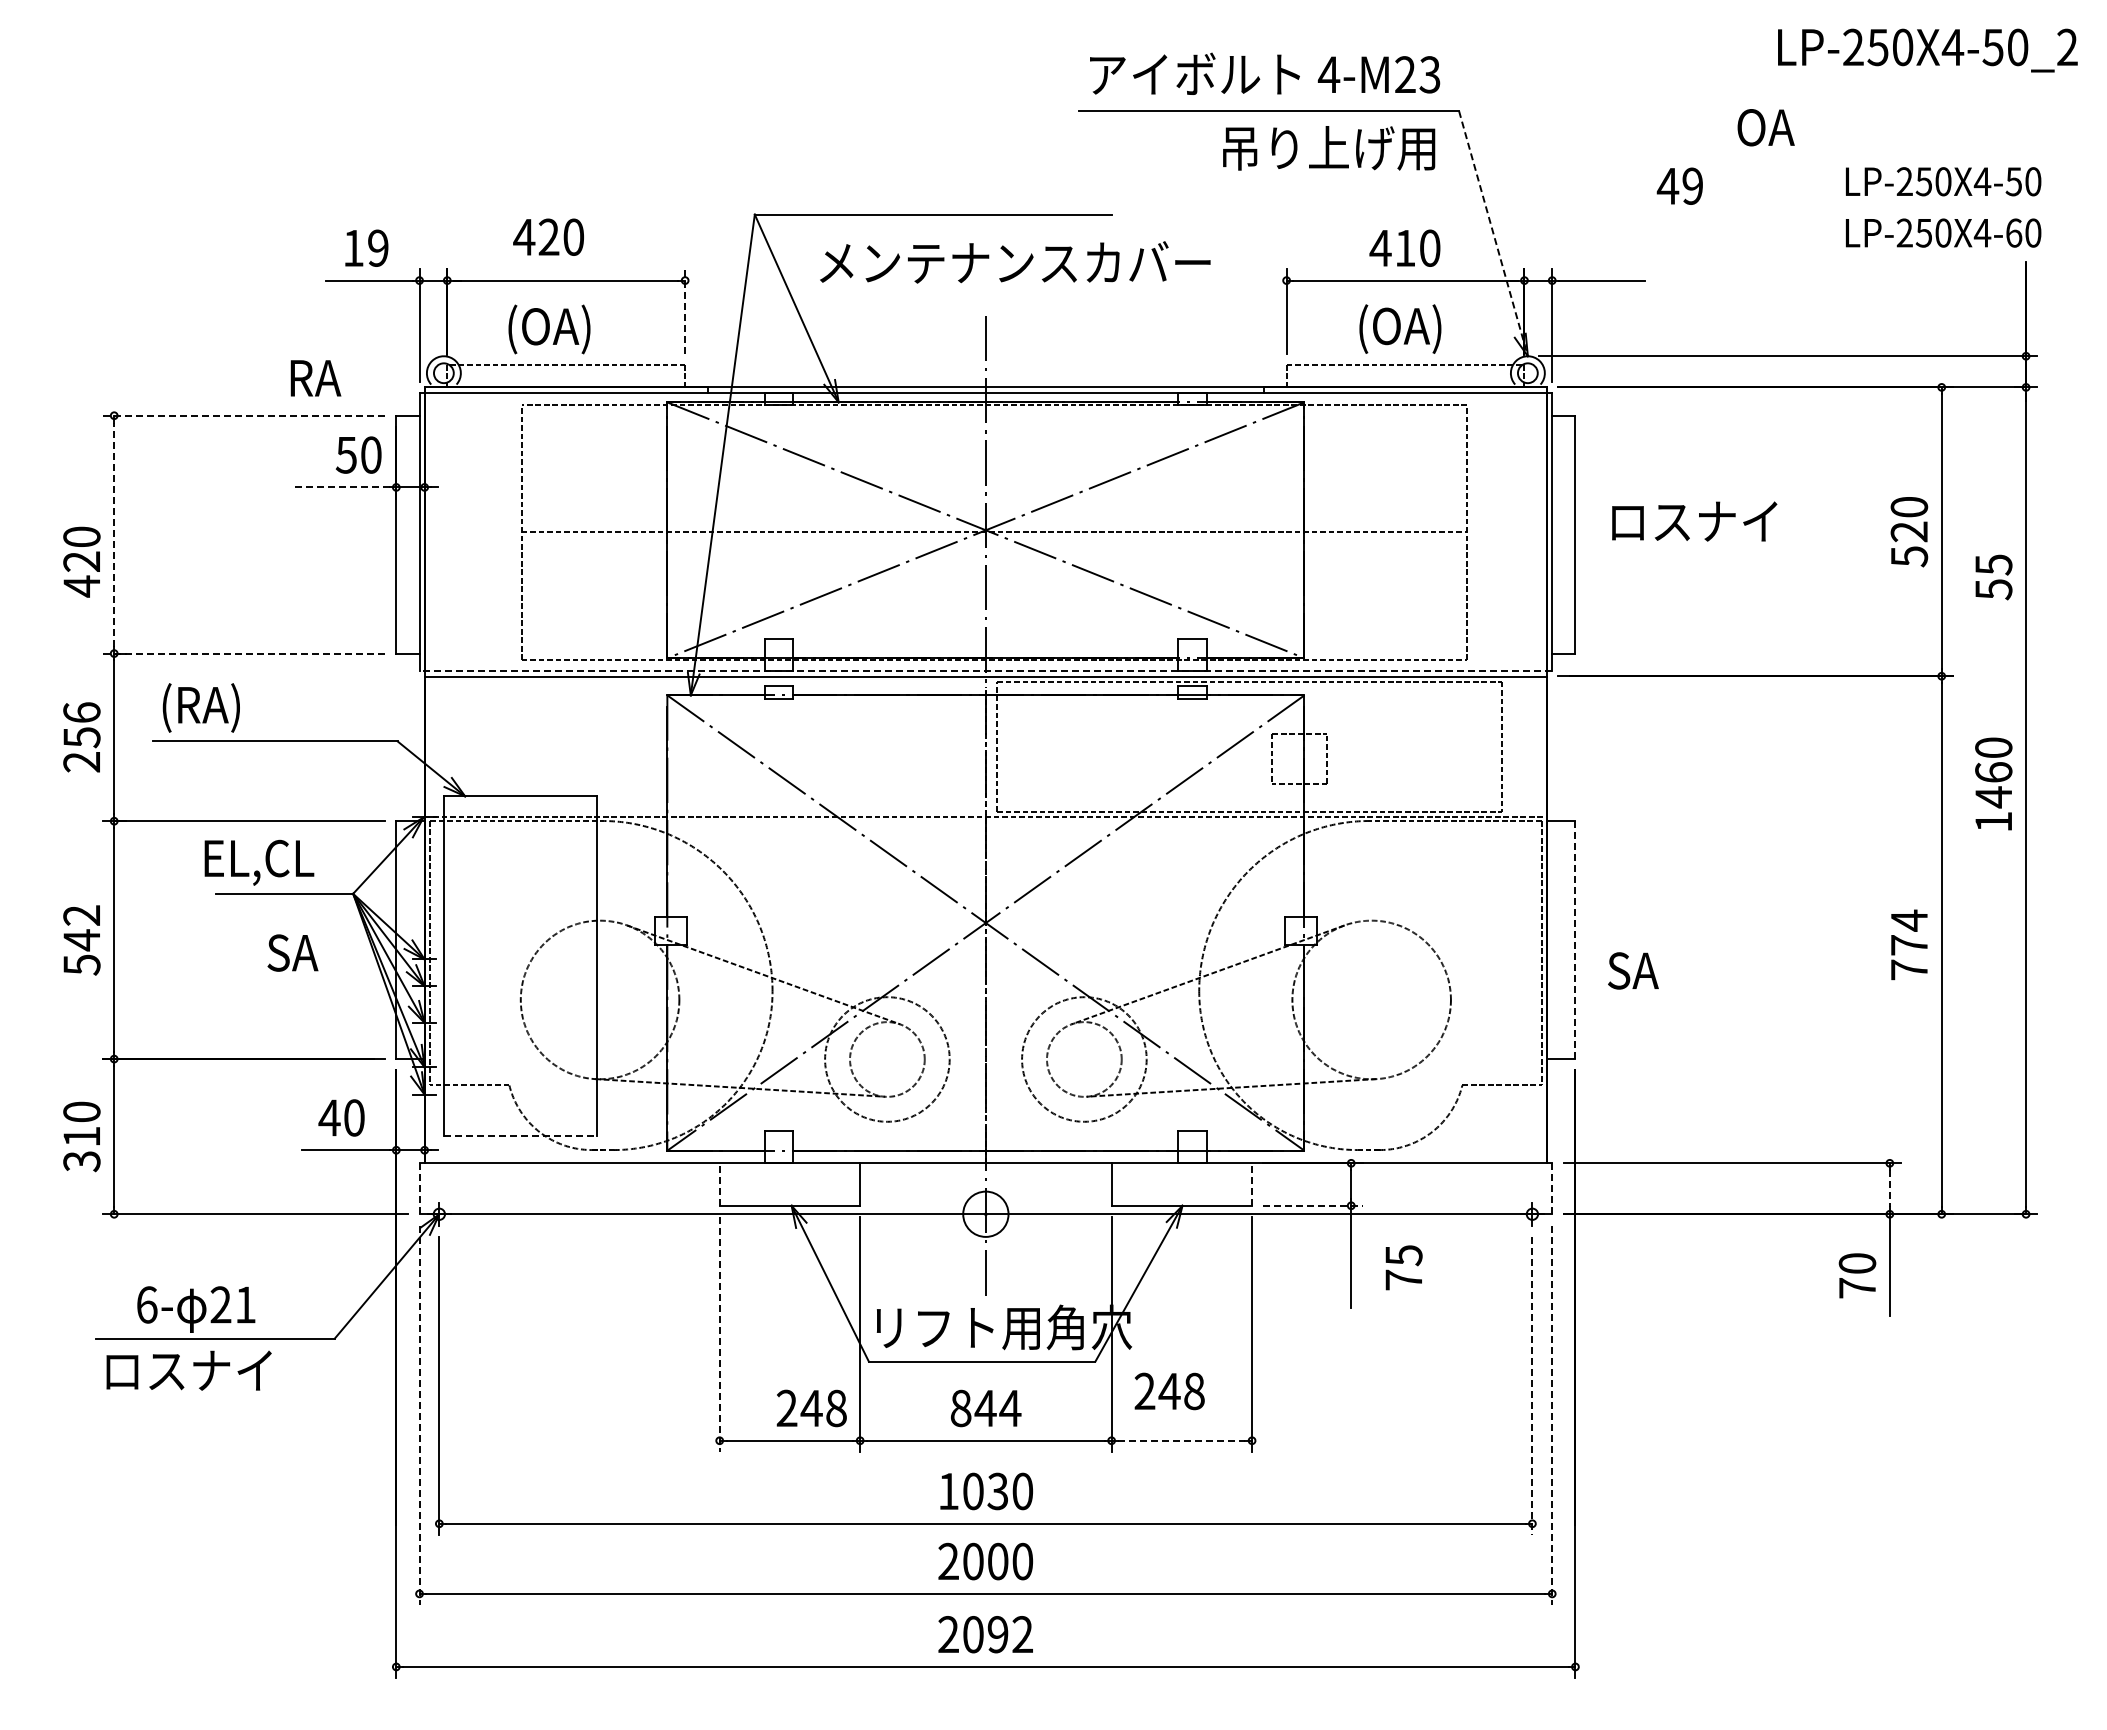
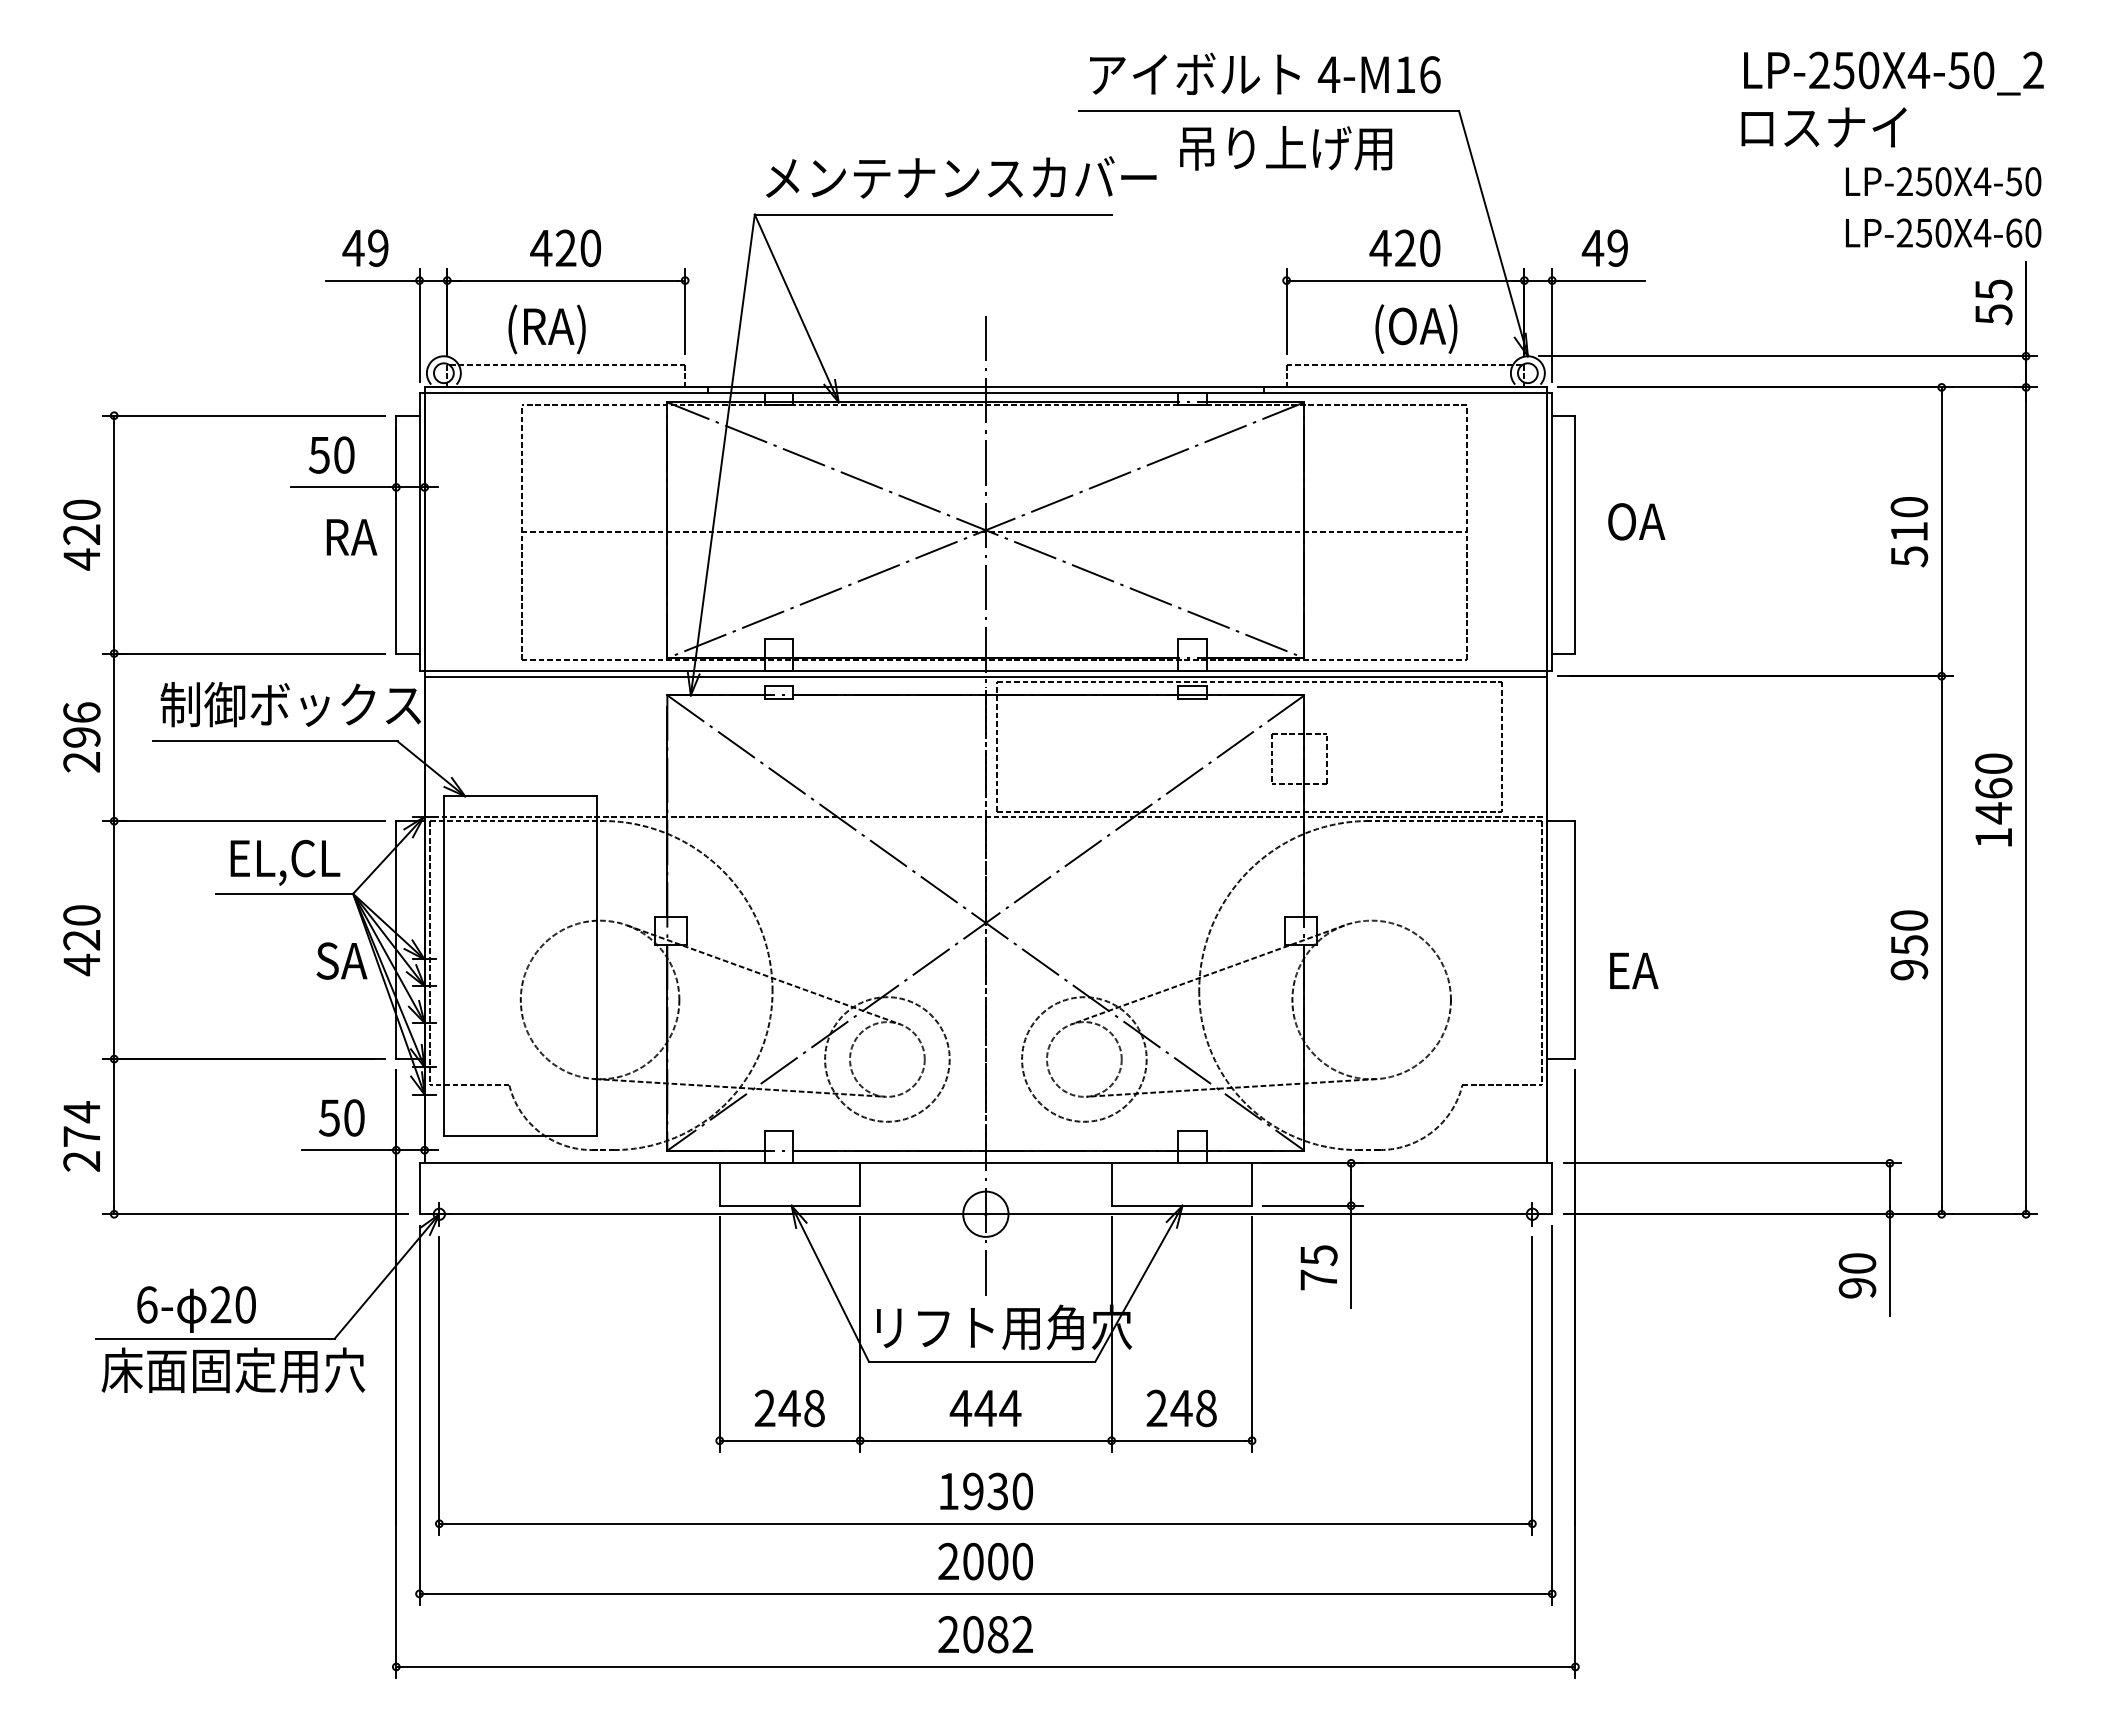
text position: (1927, 50) -> (1893, 73) (1893, 73)
text: 4-M23 -> 4-M16 (1417, 74)
text: OA -> ロスナイ (1821, 127)
text position: (1329, 148) -> (1286, 148) (1286, 148)
text position: (1679, 185) -> (1604, 247) (1604, 247)
line: dashed -> solid (1493, 234)
text position: (548, 236) -> (565, 247) (565, 247)
text: 410 -> 420 (1405, 247)
text: 19 -> 49 (353, 248)
text position: (1015, 262) -> (961, 177) (961, 177)
line: dashed -> solid (685, 310)
text position: (1400, 328) -> (1416, 328) (1416, 328)
text: (OA) -> (RA) (556, 329)
text position: (315, 378) -> (351, 537) (351, 537)
line: dashed -> solid (243, 415)
text position: (358, 454) -> (331, 454) (331, 454)
line: dashed -> solid (340, 487)
text: ロスナイ -> OA (1692, 521)
text: 520 -> 510 (1908, 531)
line: dashed -> solid (114, 534)
text position: (81, 561) -> (81, 534) (81, 534)
text position: (1993, 577) -> (1993, 302) (1993, 302)
line: dashed -> solid (243, 653)
line: dashed -> solid (985, 671)
text: (RA) -> 制御ボックス (290, 707)
text: 256 -> 296 (81, 737)
text position: (1993, 783) -> (1993, 799) (1993, 799)
text position: (259, 862) -> (285, 862) (285, 862)
text: 542 -> 420 (81, 940)
line: dashed -> solid (1575, 940)
text: 774 -> 950 (1909, 944)
text position: (292, 952) -> (341, 960) (341, 960)
text: SA -> EA (1633, 970)
text: 40 -> 50 (329, 1117)
text: 310 -> 274 (81, 1136)
line: dashed -> solid (521, 1136)
line: dashed -> solid (719, 1184)
line: dashed -> solid (1252, 1184)
line: dashed -> solid (1889, 1188)
line: dashed -> solid (419, 1189)
line: dashed -> solid (1552, 1189)
line: dashed -> solid (1312, 1205)
text position: (1403, 1267) -> (1318, 1267) (1318, 1267)
text: 70 -> 90 (1857, 1288)
text: 21 -> 20 (245, 1304)
line: dashed -> solid (719, 1335)
text: ロスナイ -> 床面固定用穴 (233, 1370)
line: dashed -> solid (1532, 1386)
text position: (1169, 1391) -> (1181, 1408) (1181, 1408)
text position: (811, 1408) -> (789, 1408) (789, 1408)
text: 844 -> 444 (960, 1408)
line: dashed -> solid (419, 1415)
line: dashed -> solid (1552, 1415)
line: dashed -> solid (1182, 1440)
text: 1030 -> 1930 (973, 1491)
text: 2092 -> 2082 (997, 1634)
